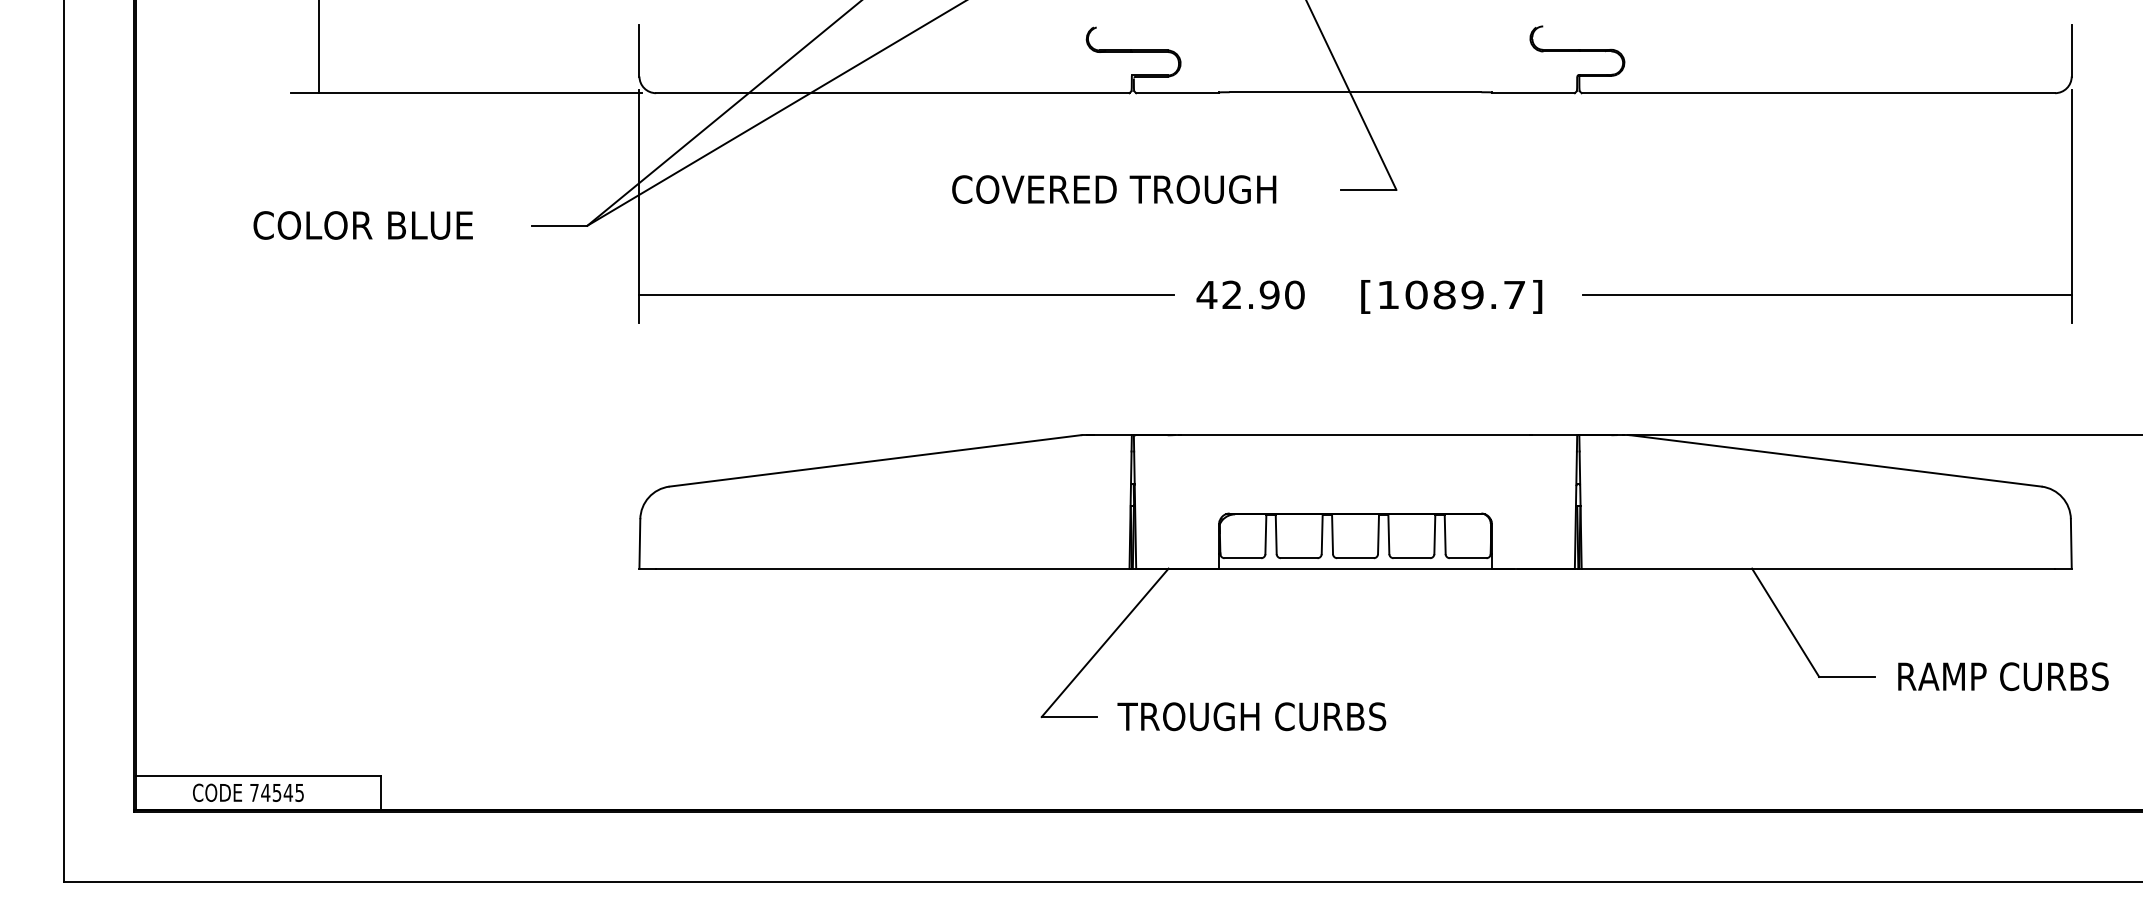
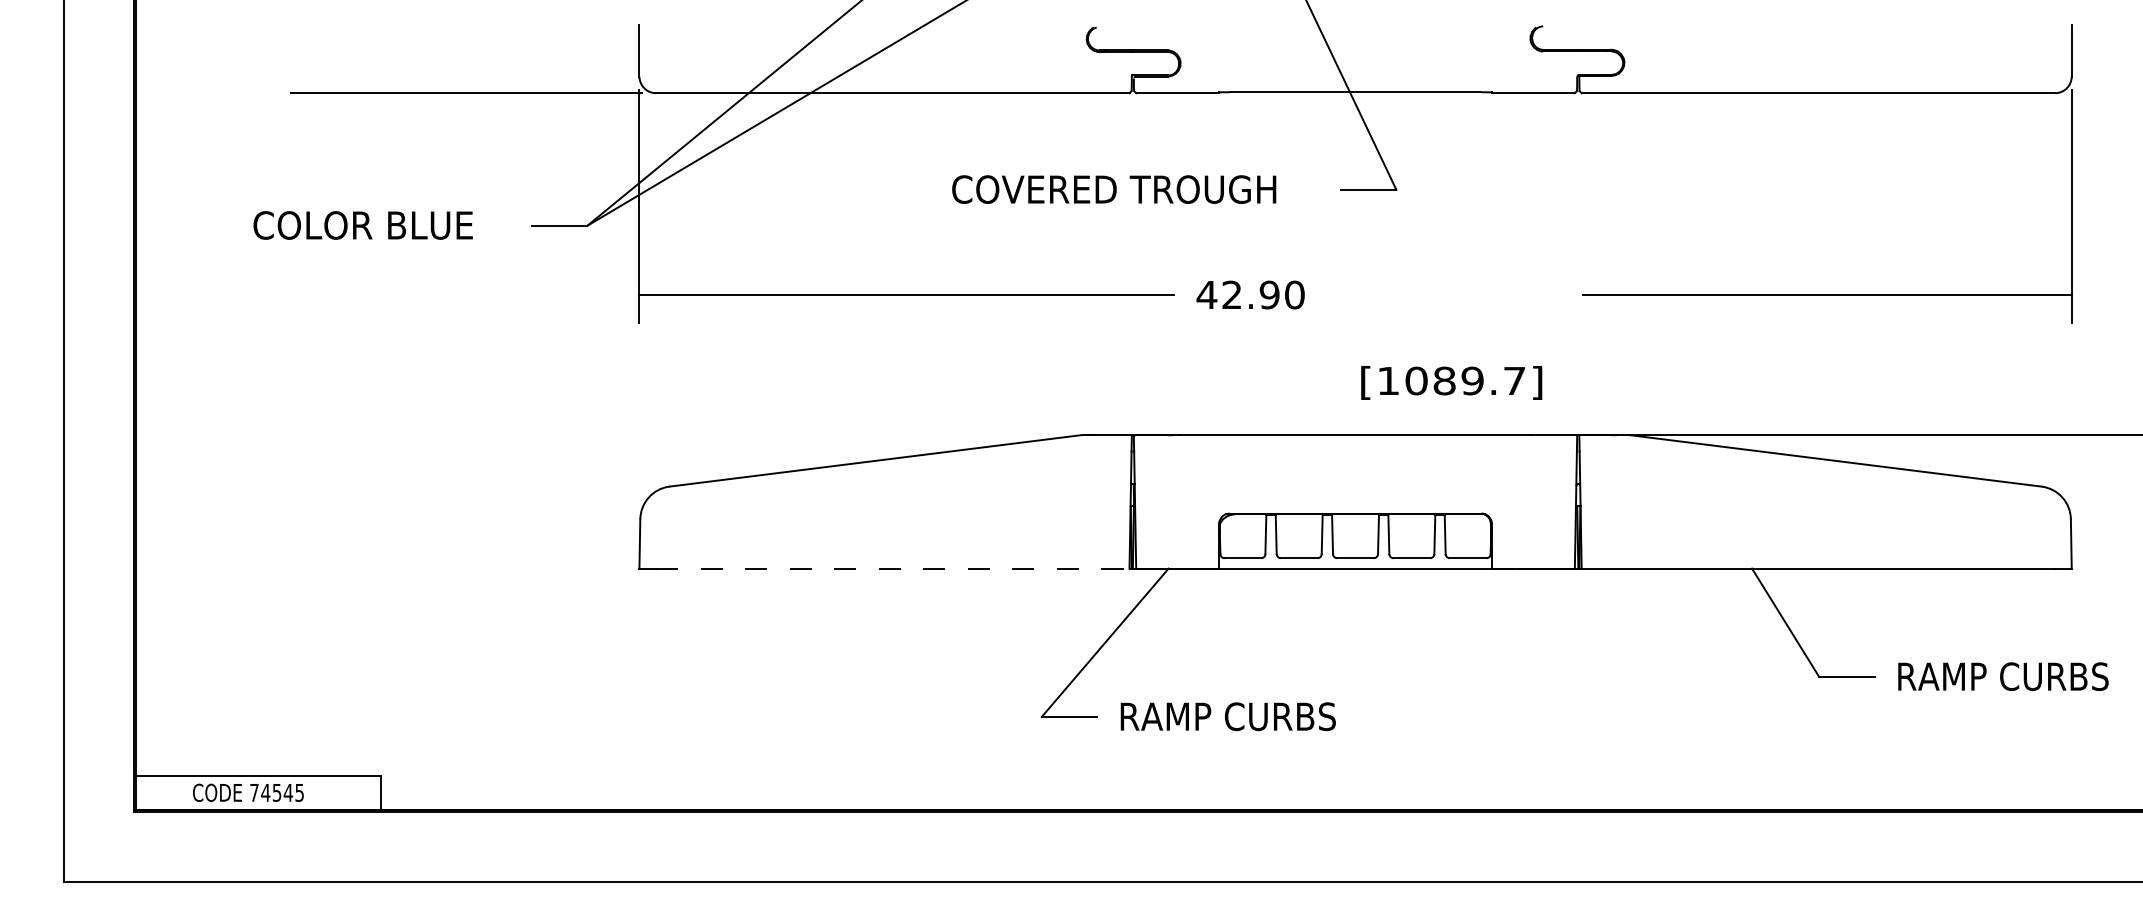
line: present -> none (319, 47)
text position: (1451, 296) -> (1451, 382) (1451, 382)
line: solid -> dashed (892, 568)
text: TROUGH CURBS -> RAMP CURBS (1251, 716)
